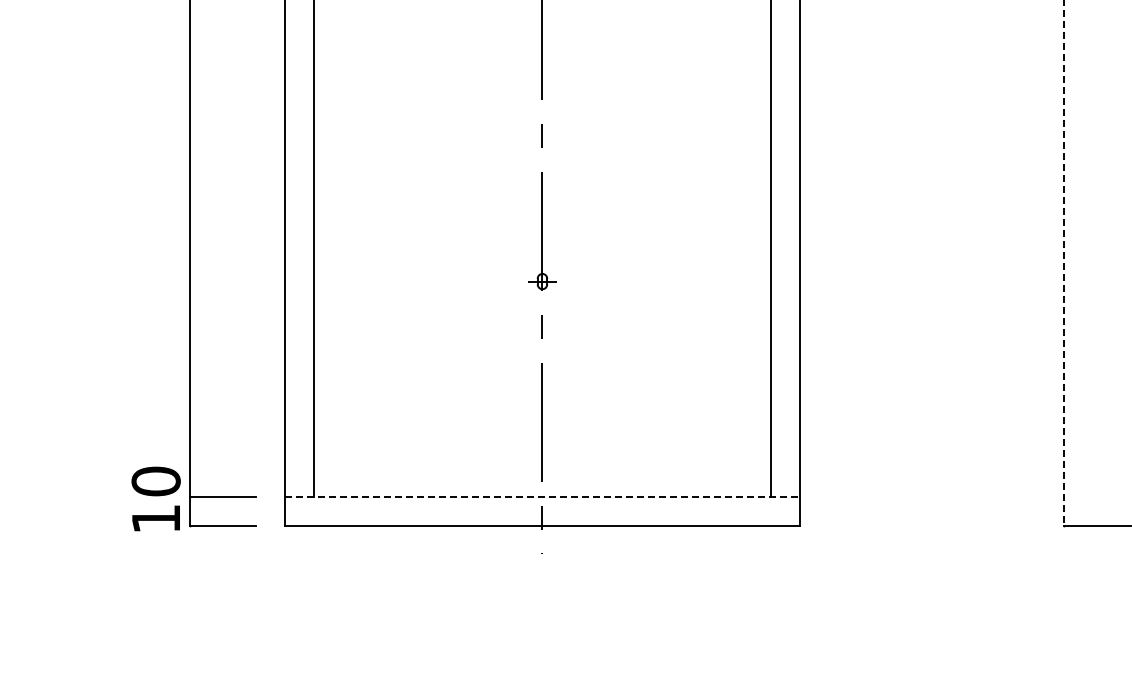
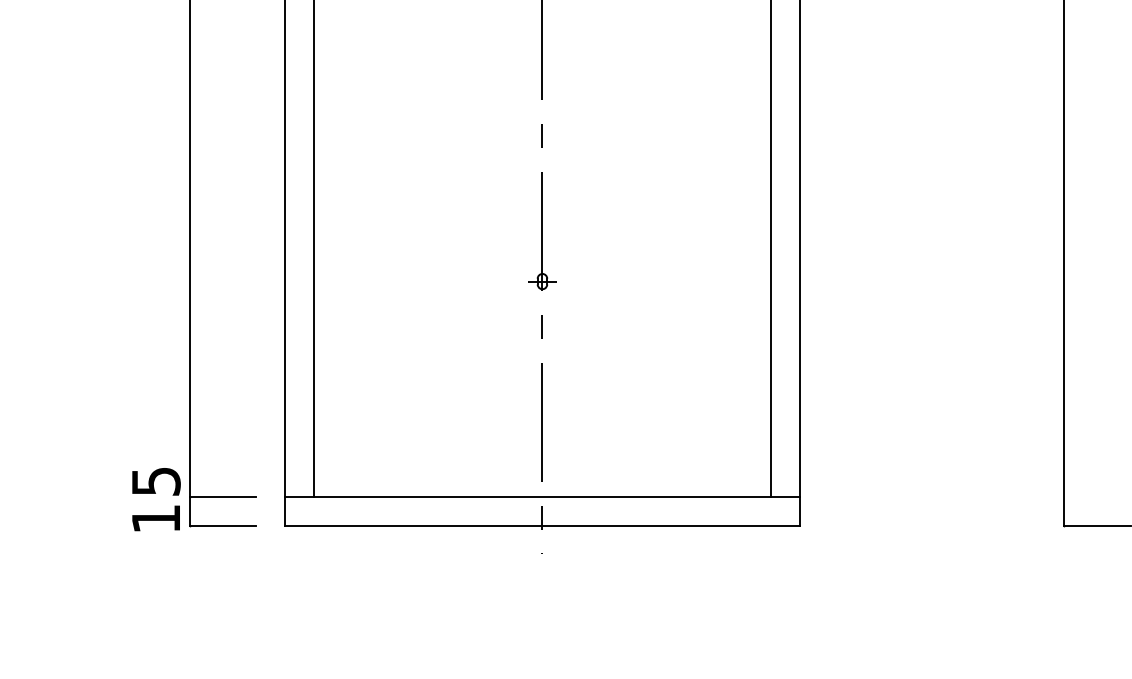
line: dashed -> solid (1064, 262)
text: 10 -> 15 (155, 481)
line: dashed -> solid (542, 497)
